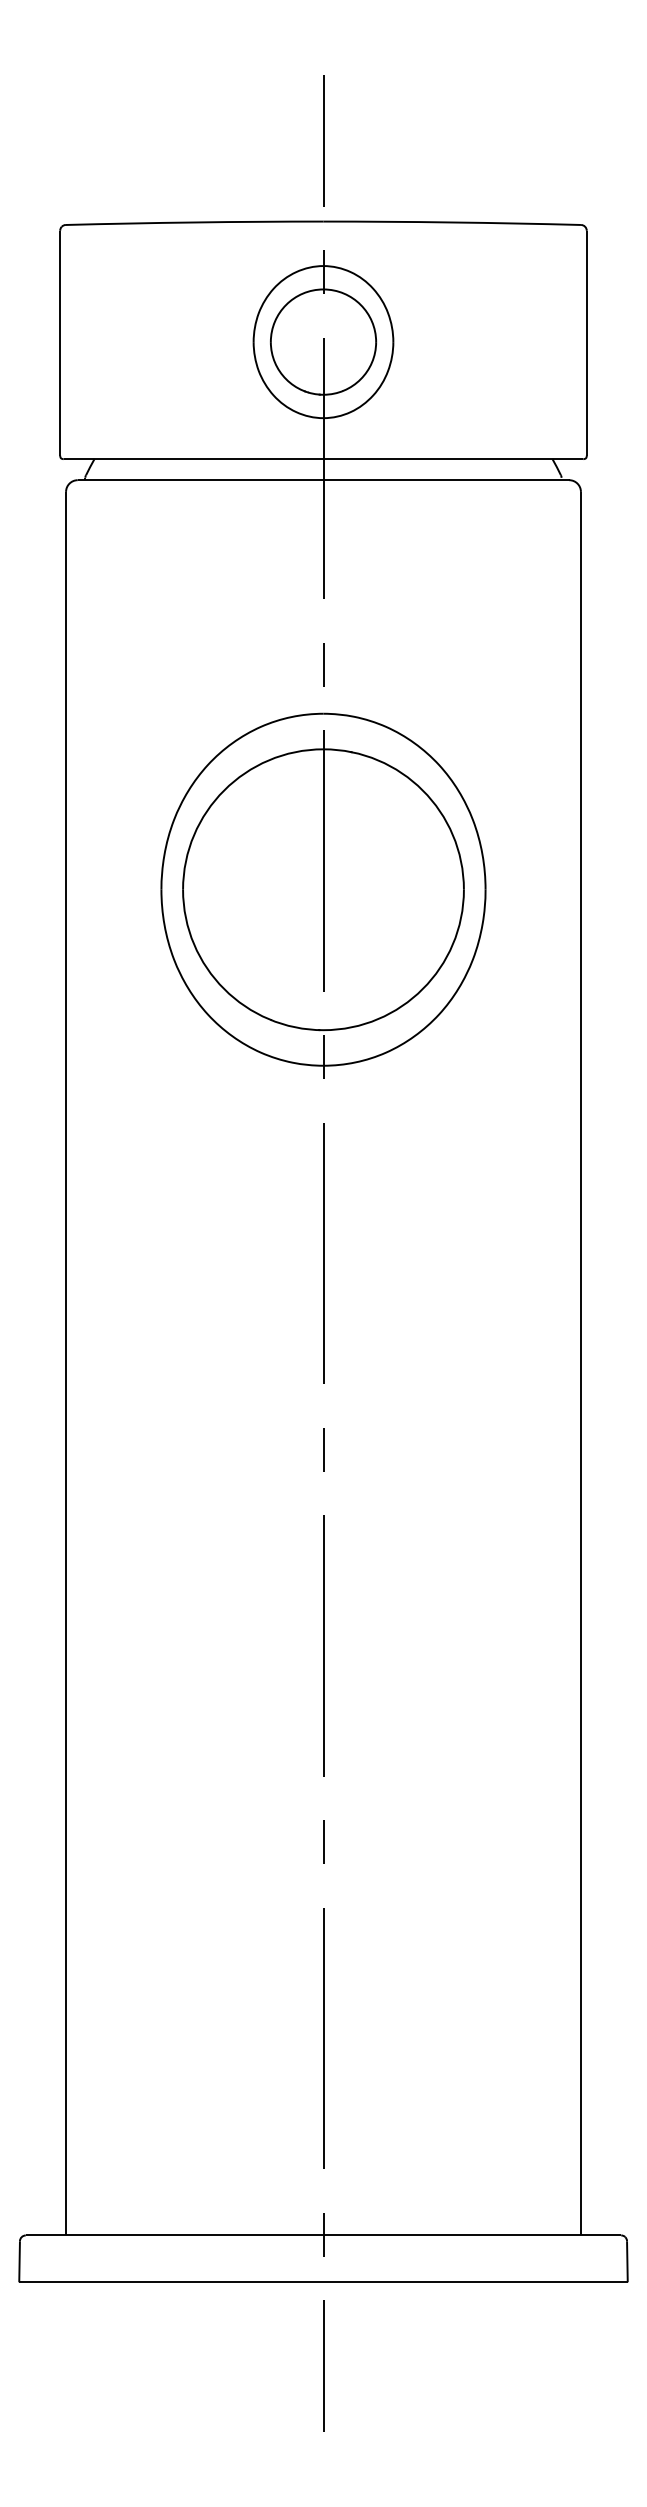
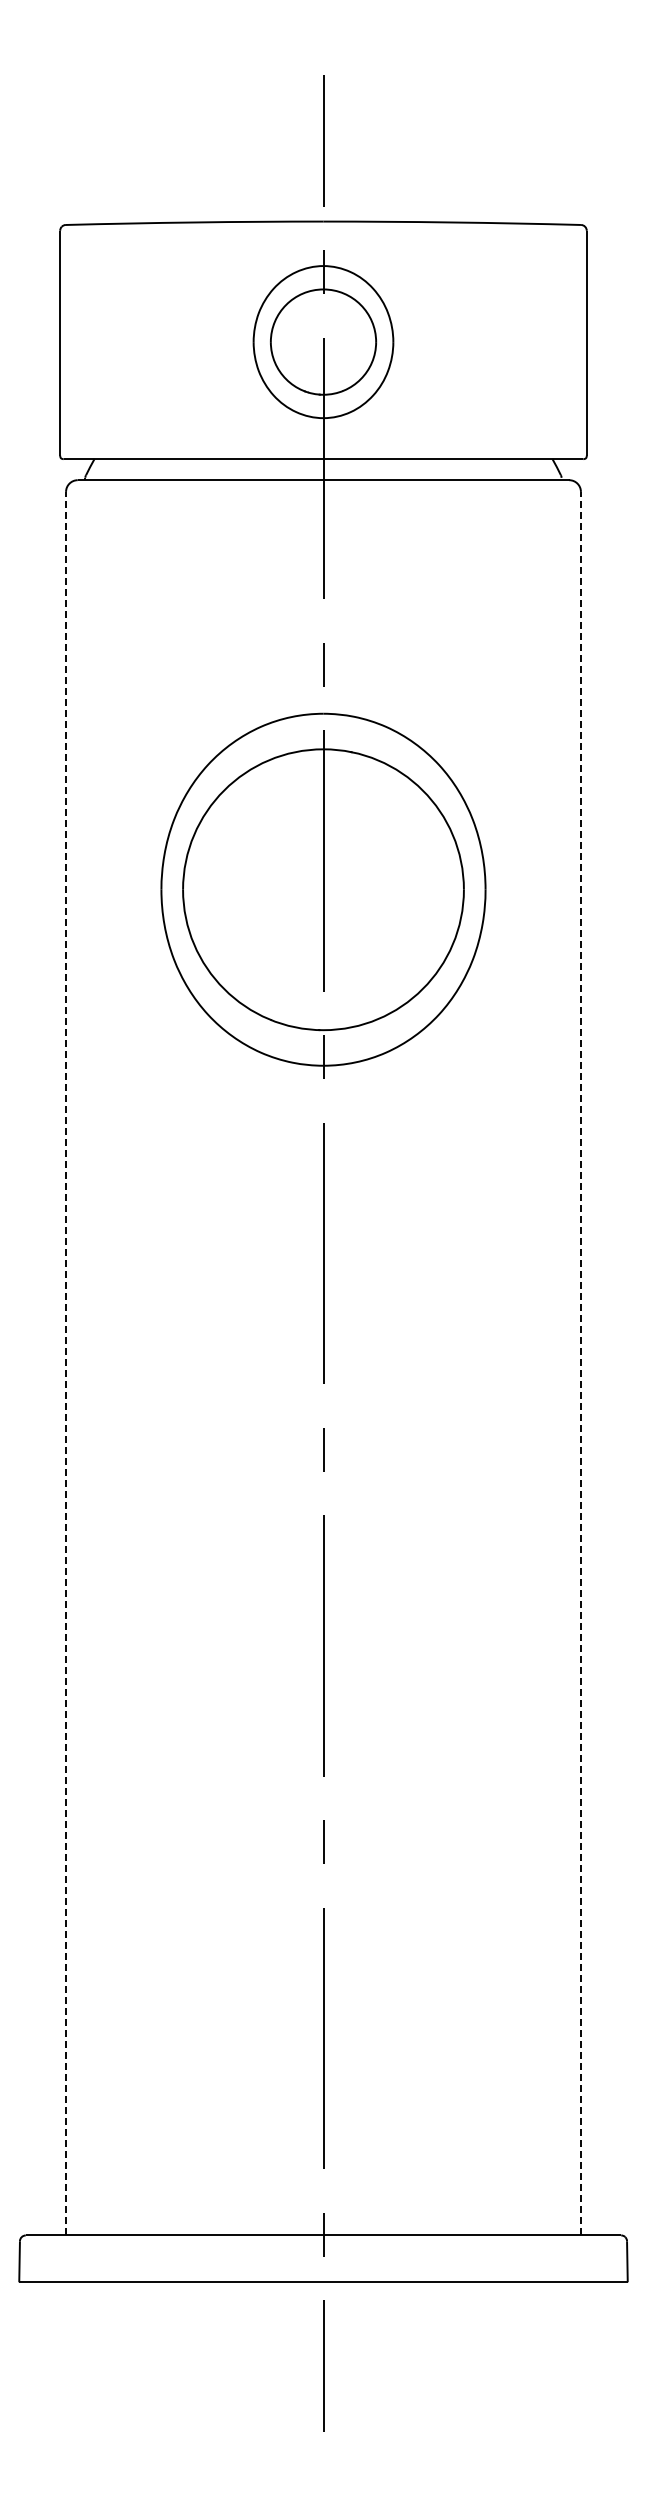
line: solid -> dashed (66, 1363)
line: solid -> dashed (580, 1363)
